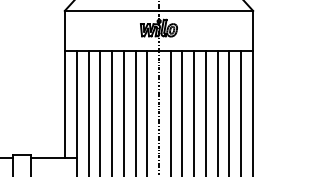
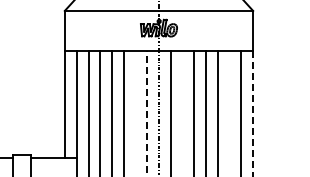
line: present -> none (135, 112)
line: present -> none (182, 112)
line: present -> none (229, 112)
line: solid -> dashed (147, 114)
line: solid -> dashed (252, 114)
